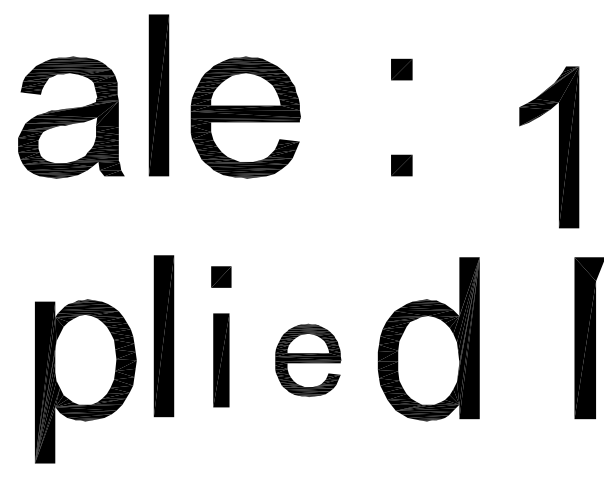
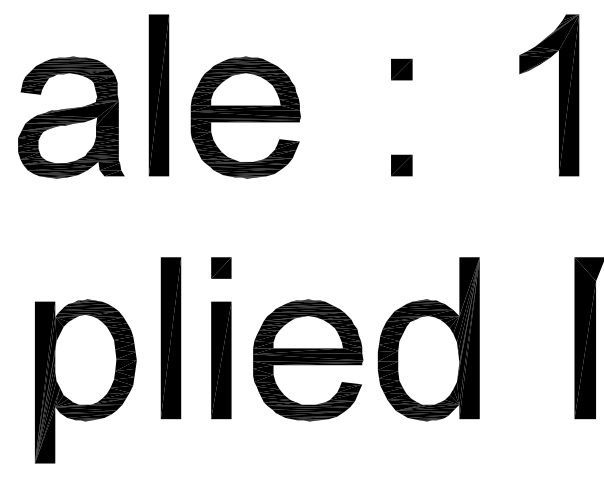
part position: (559, 147) -> (559, 95) (559, 95)
part position: (221, 276) -> (221, 267) (221, 267)
part position: (163, 336) -> (170, 338) (170, 338)
part size: 67x74 px -> 111x123 px (308, 360)
part size: 17x95 px -> 21x119 px (221, 360)
